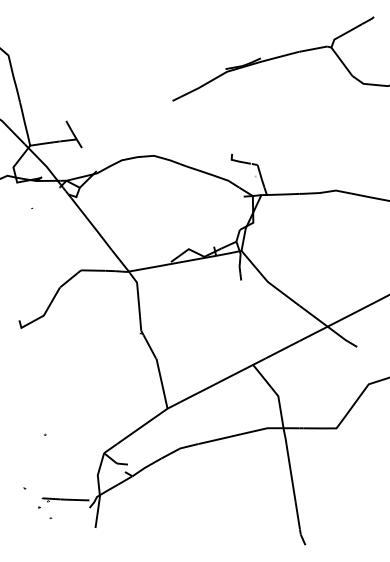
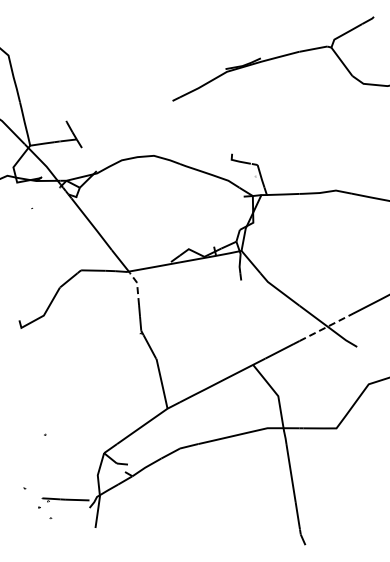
line: solid -> dashed (137, 287)
line: solid -> dashed (326, 327)
